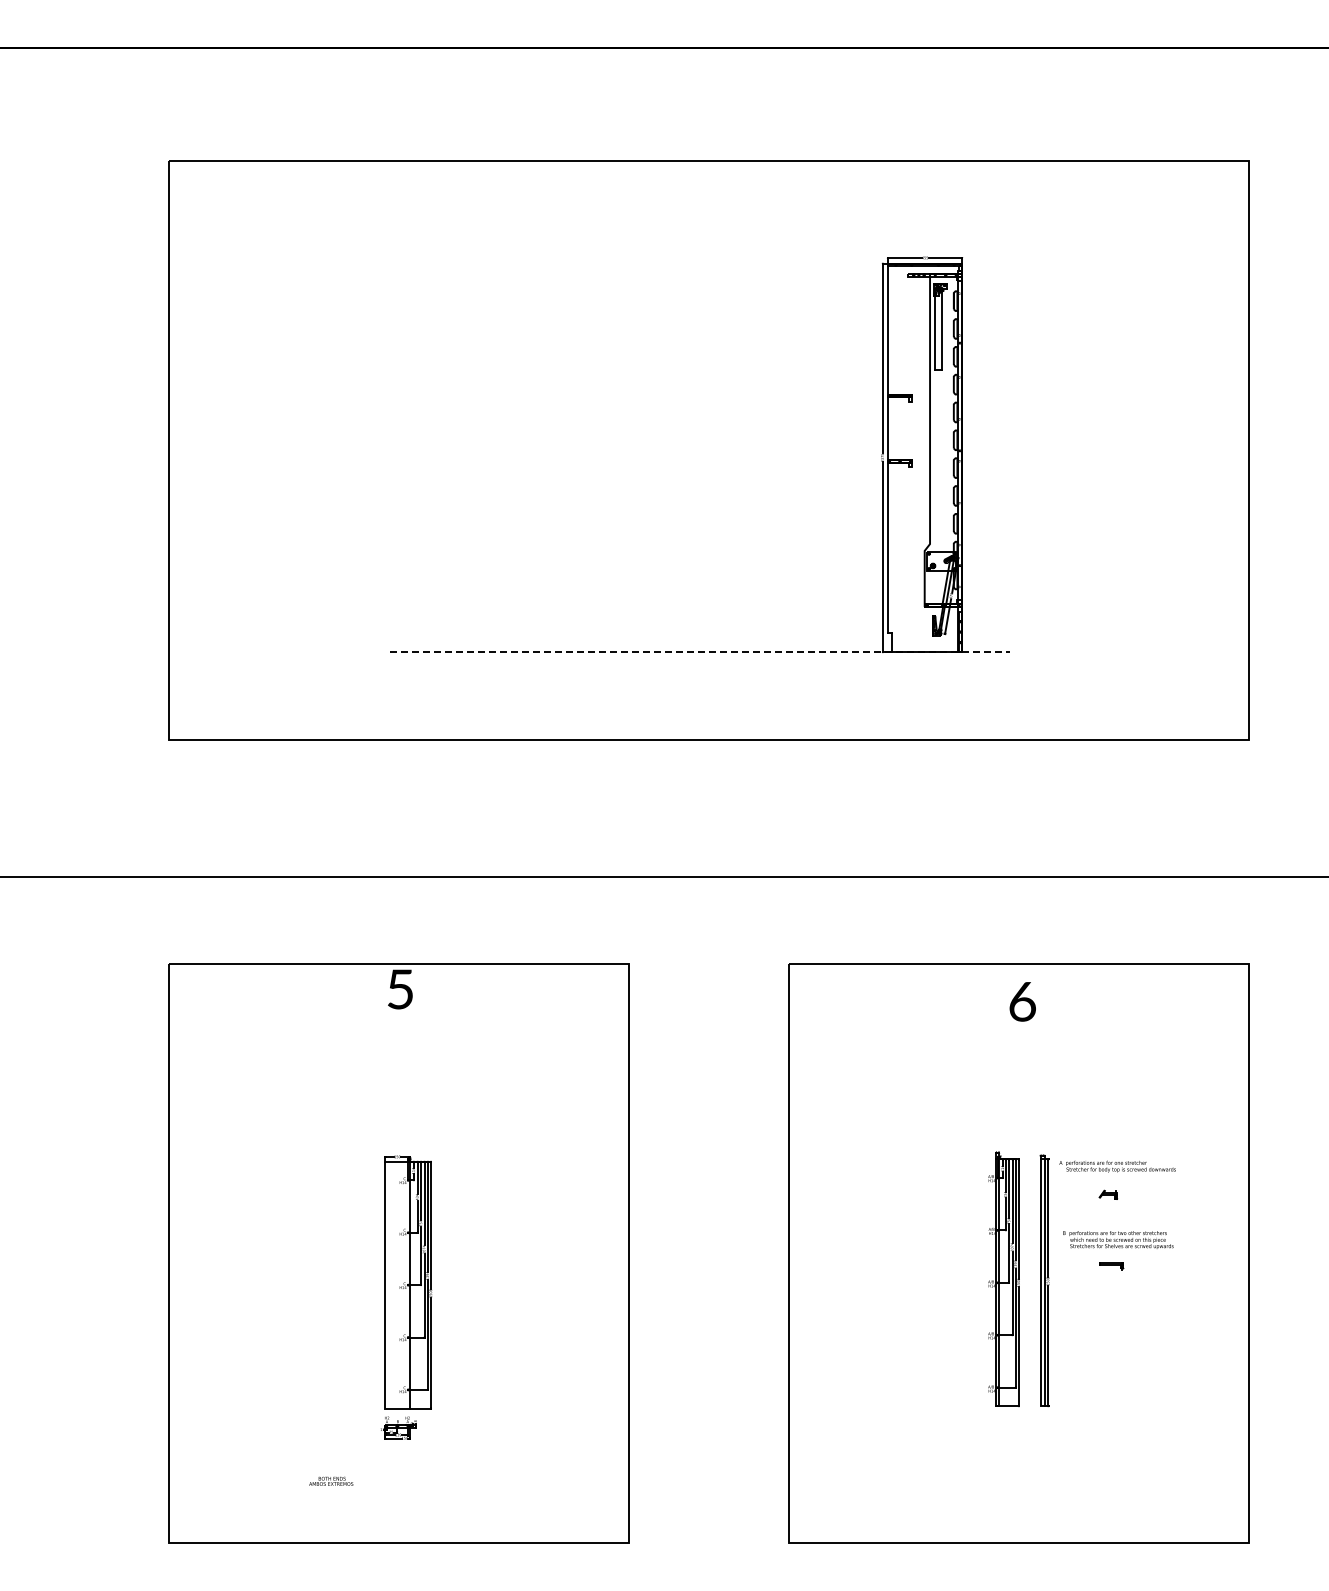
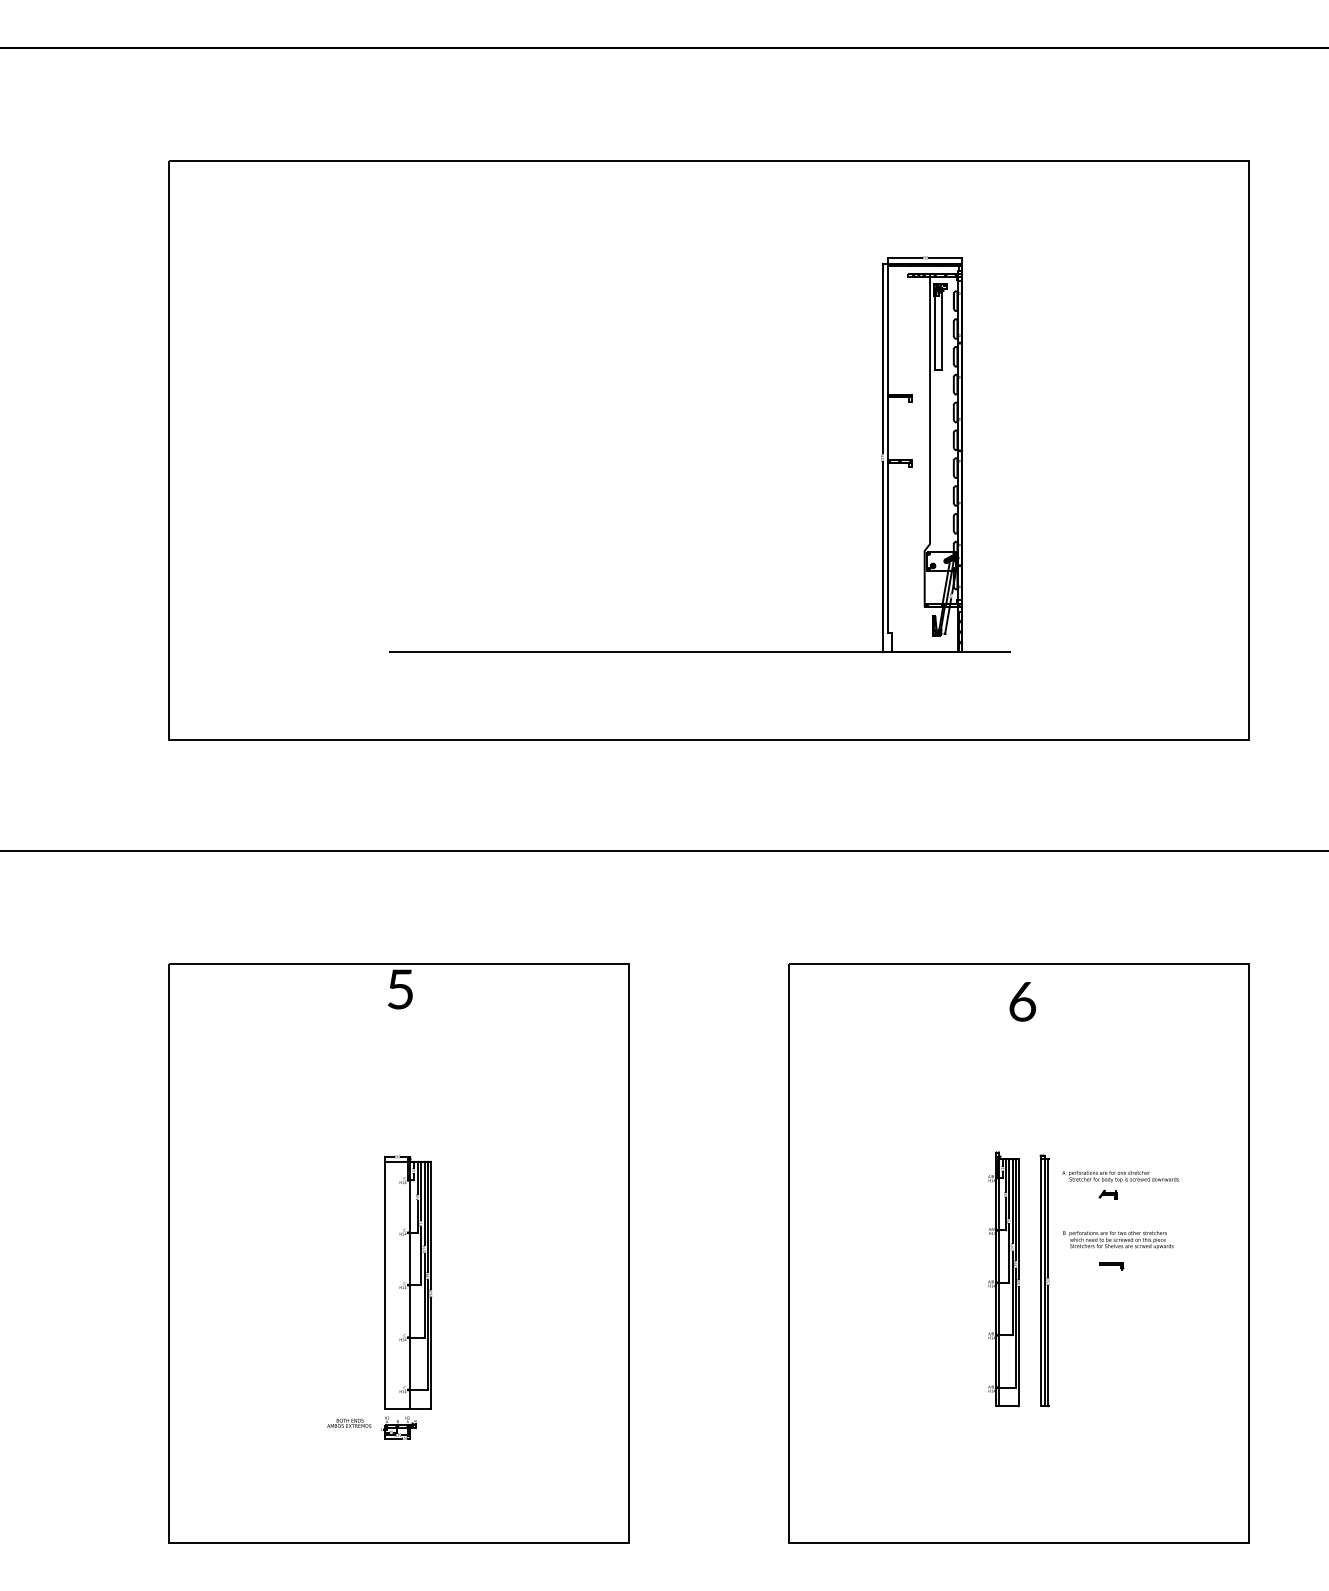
line: dashed -> solid (700, 652)
line position: (663, 876) -> (663, 850) (663, 850)
text position: (1117, 1166) -> (1120, 1176) (1120, 1176)
text position: (331, 1480) -> (349, 1422) (349, 1422)
